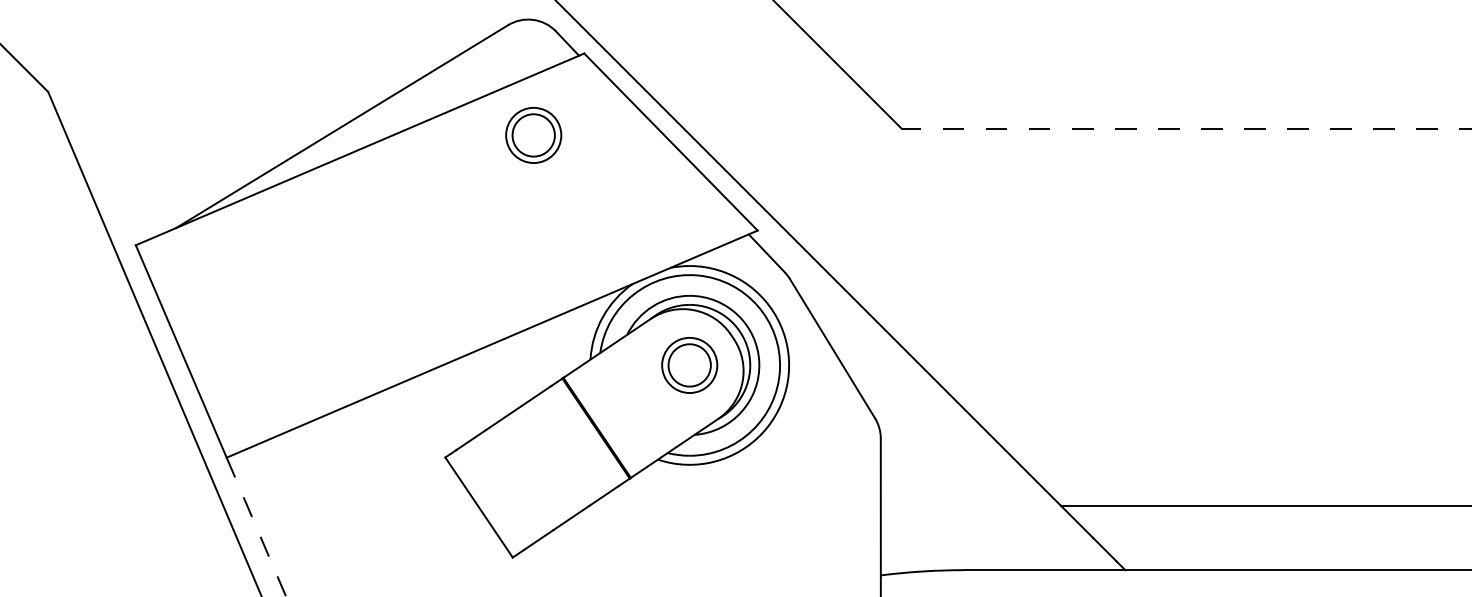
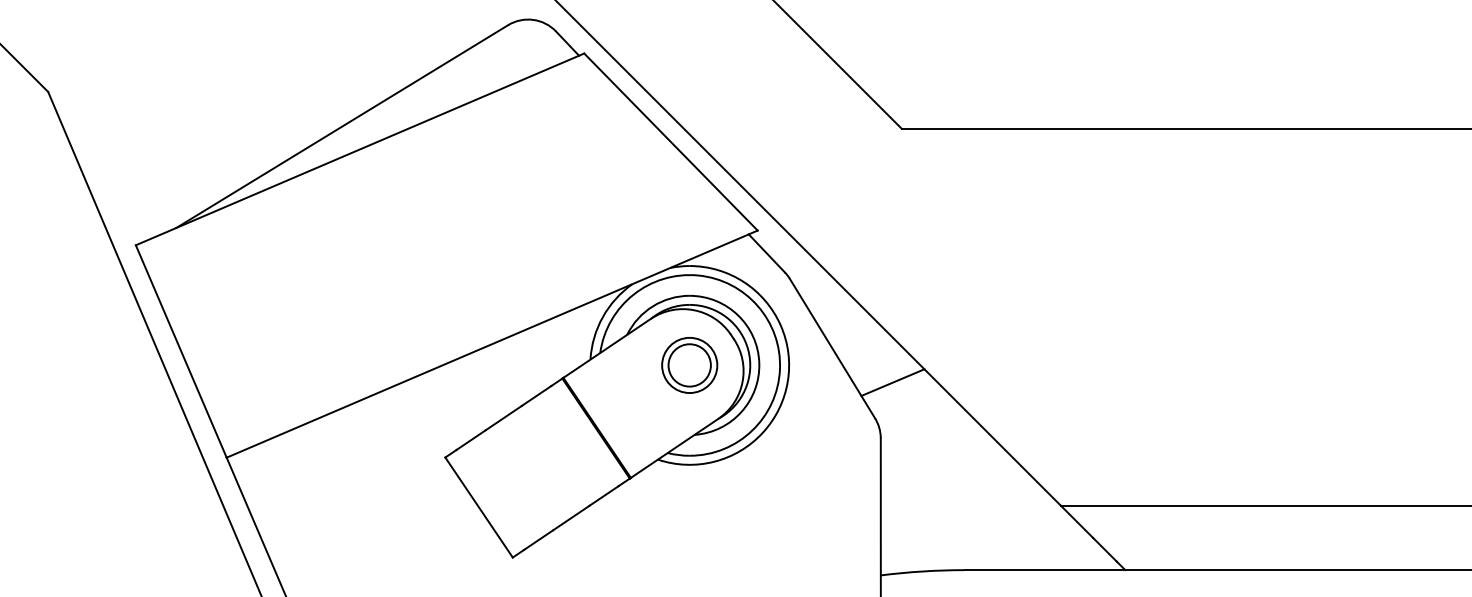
line: dashed -> solid (1186, 128)
part: present -> none (533, 135)
line: none -> present (892, 382)
line: dashed -> solid (256, 527)
